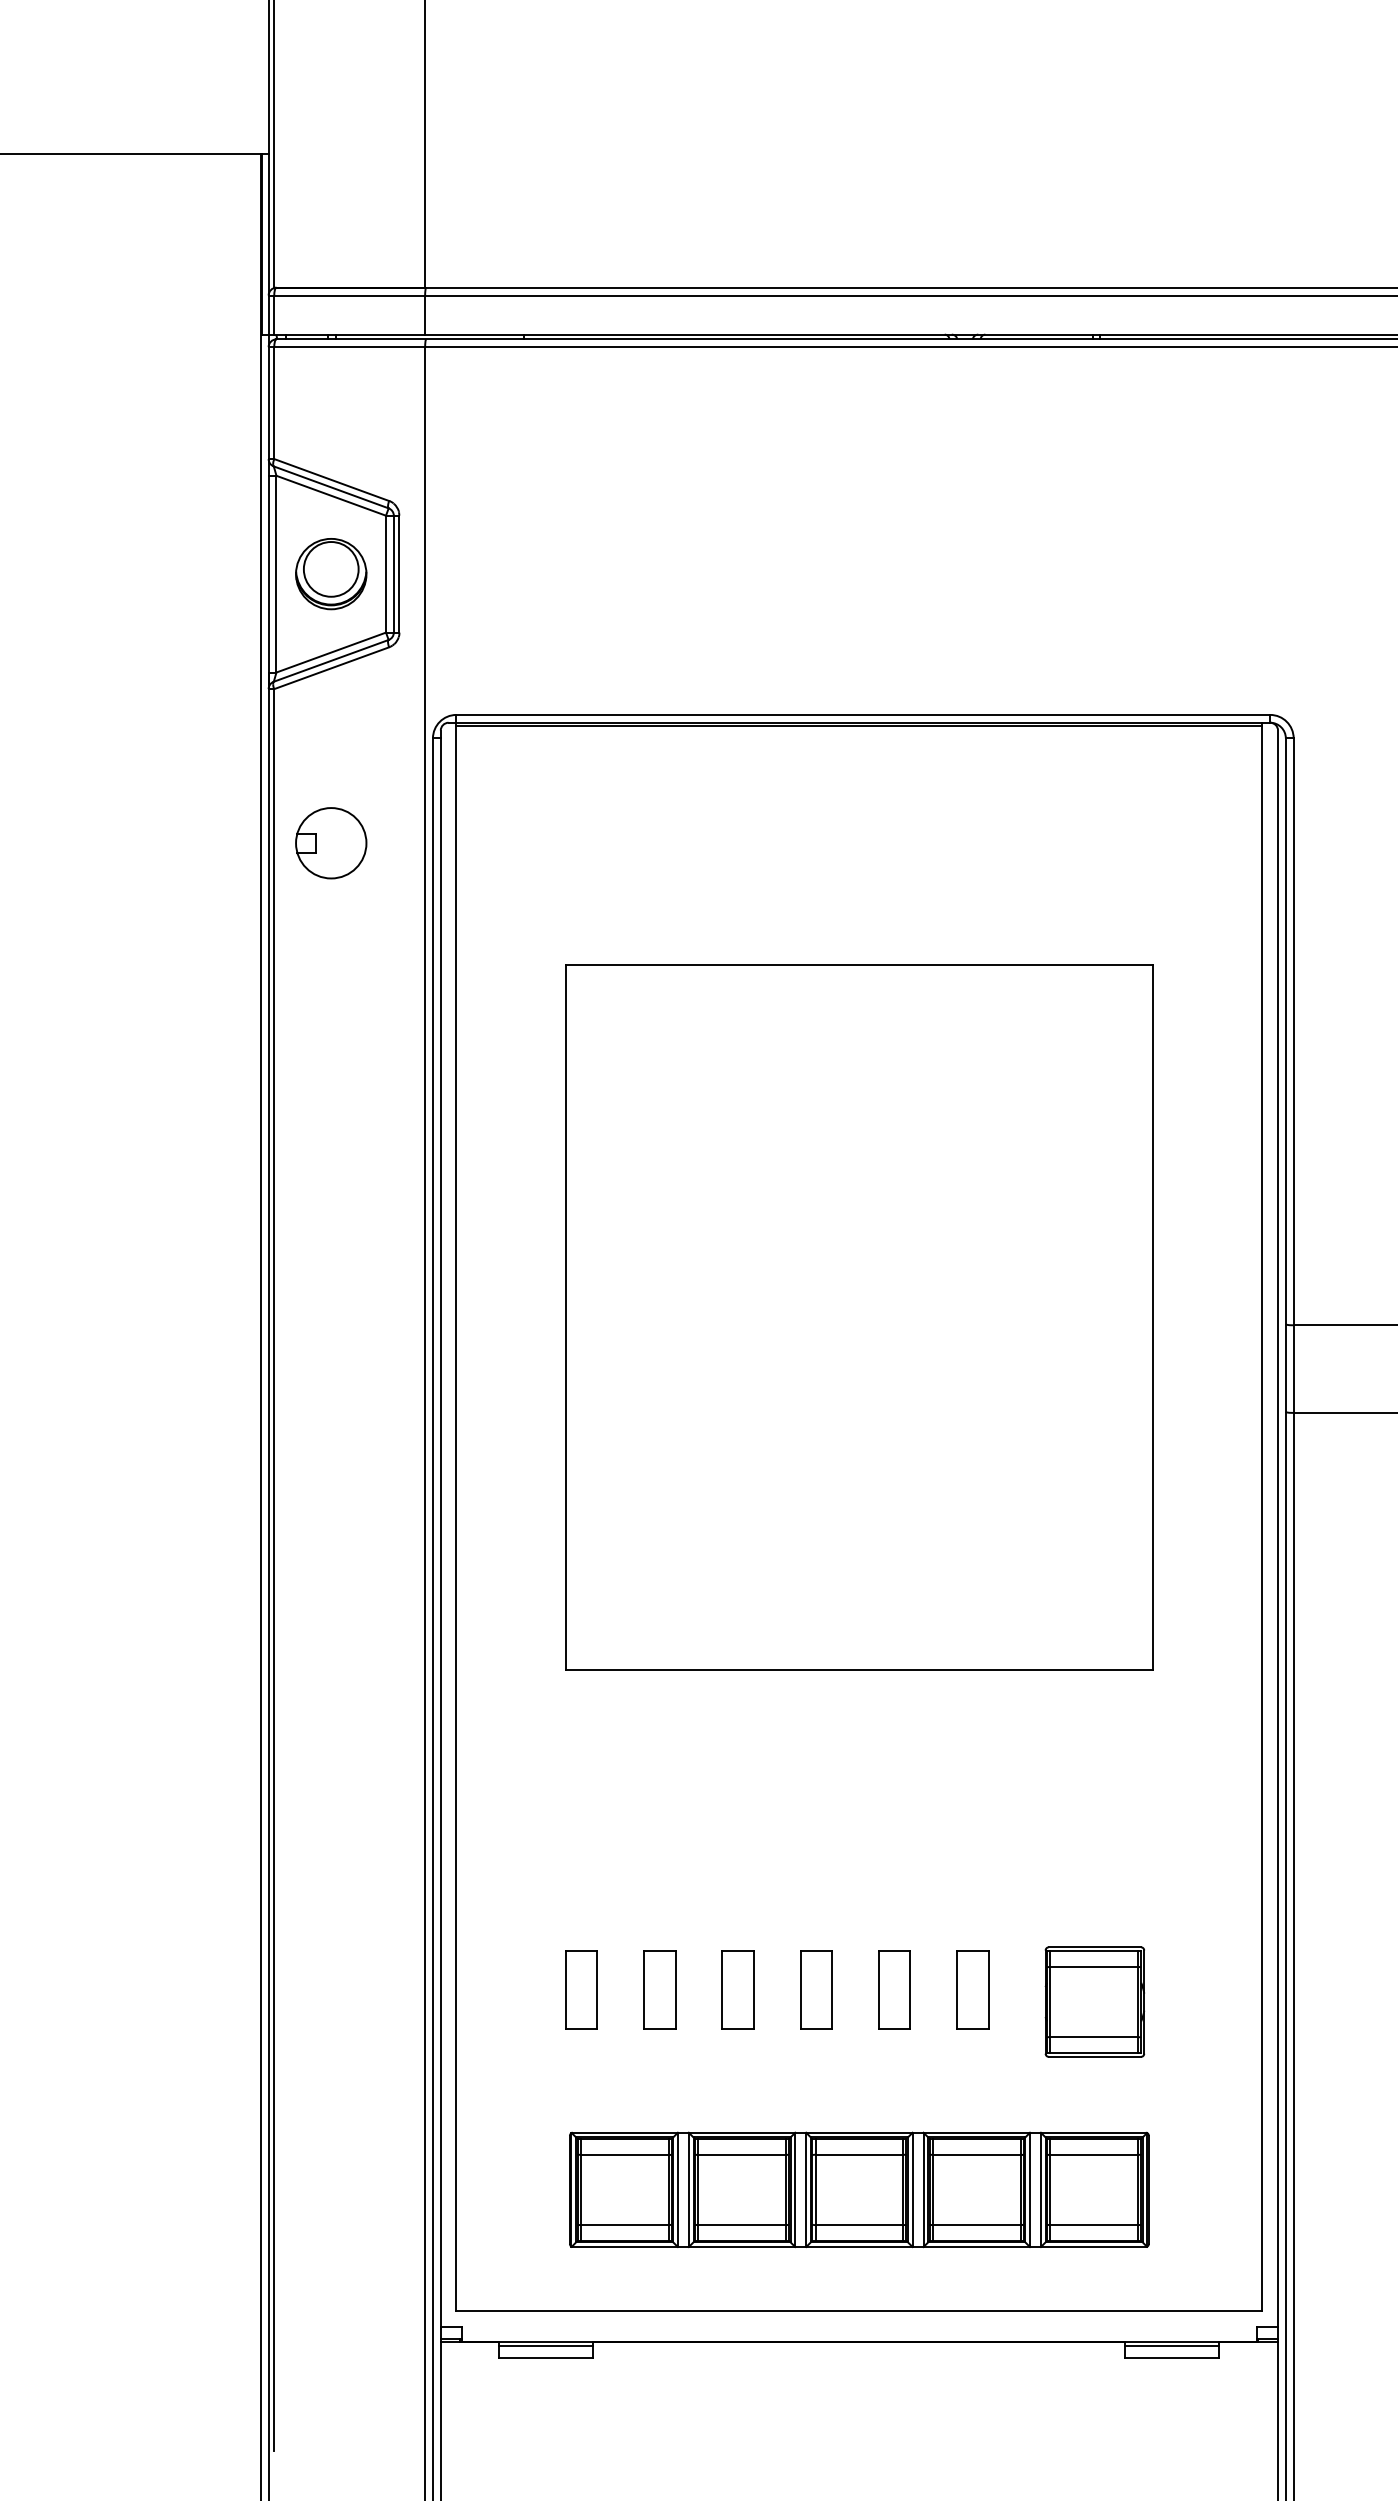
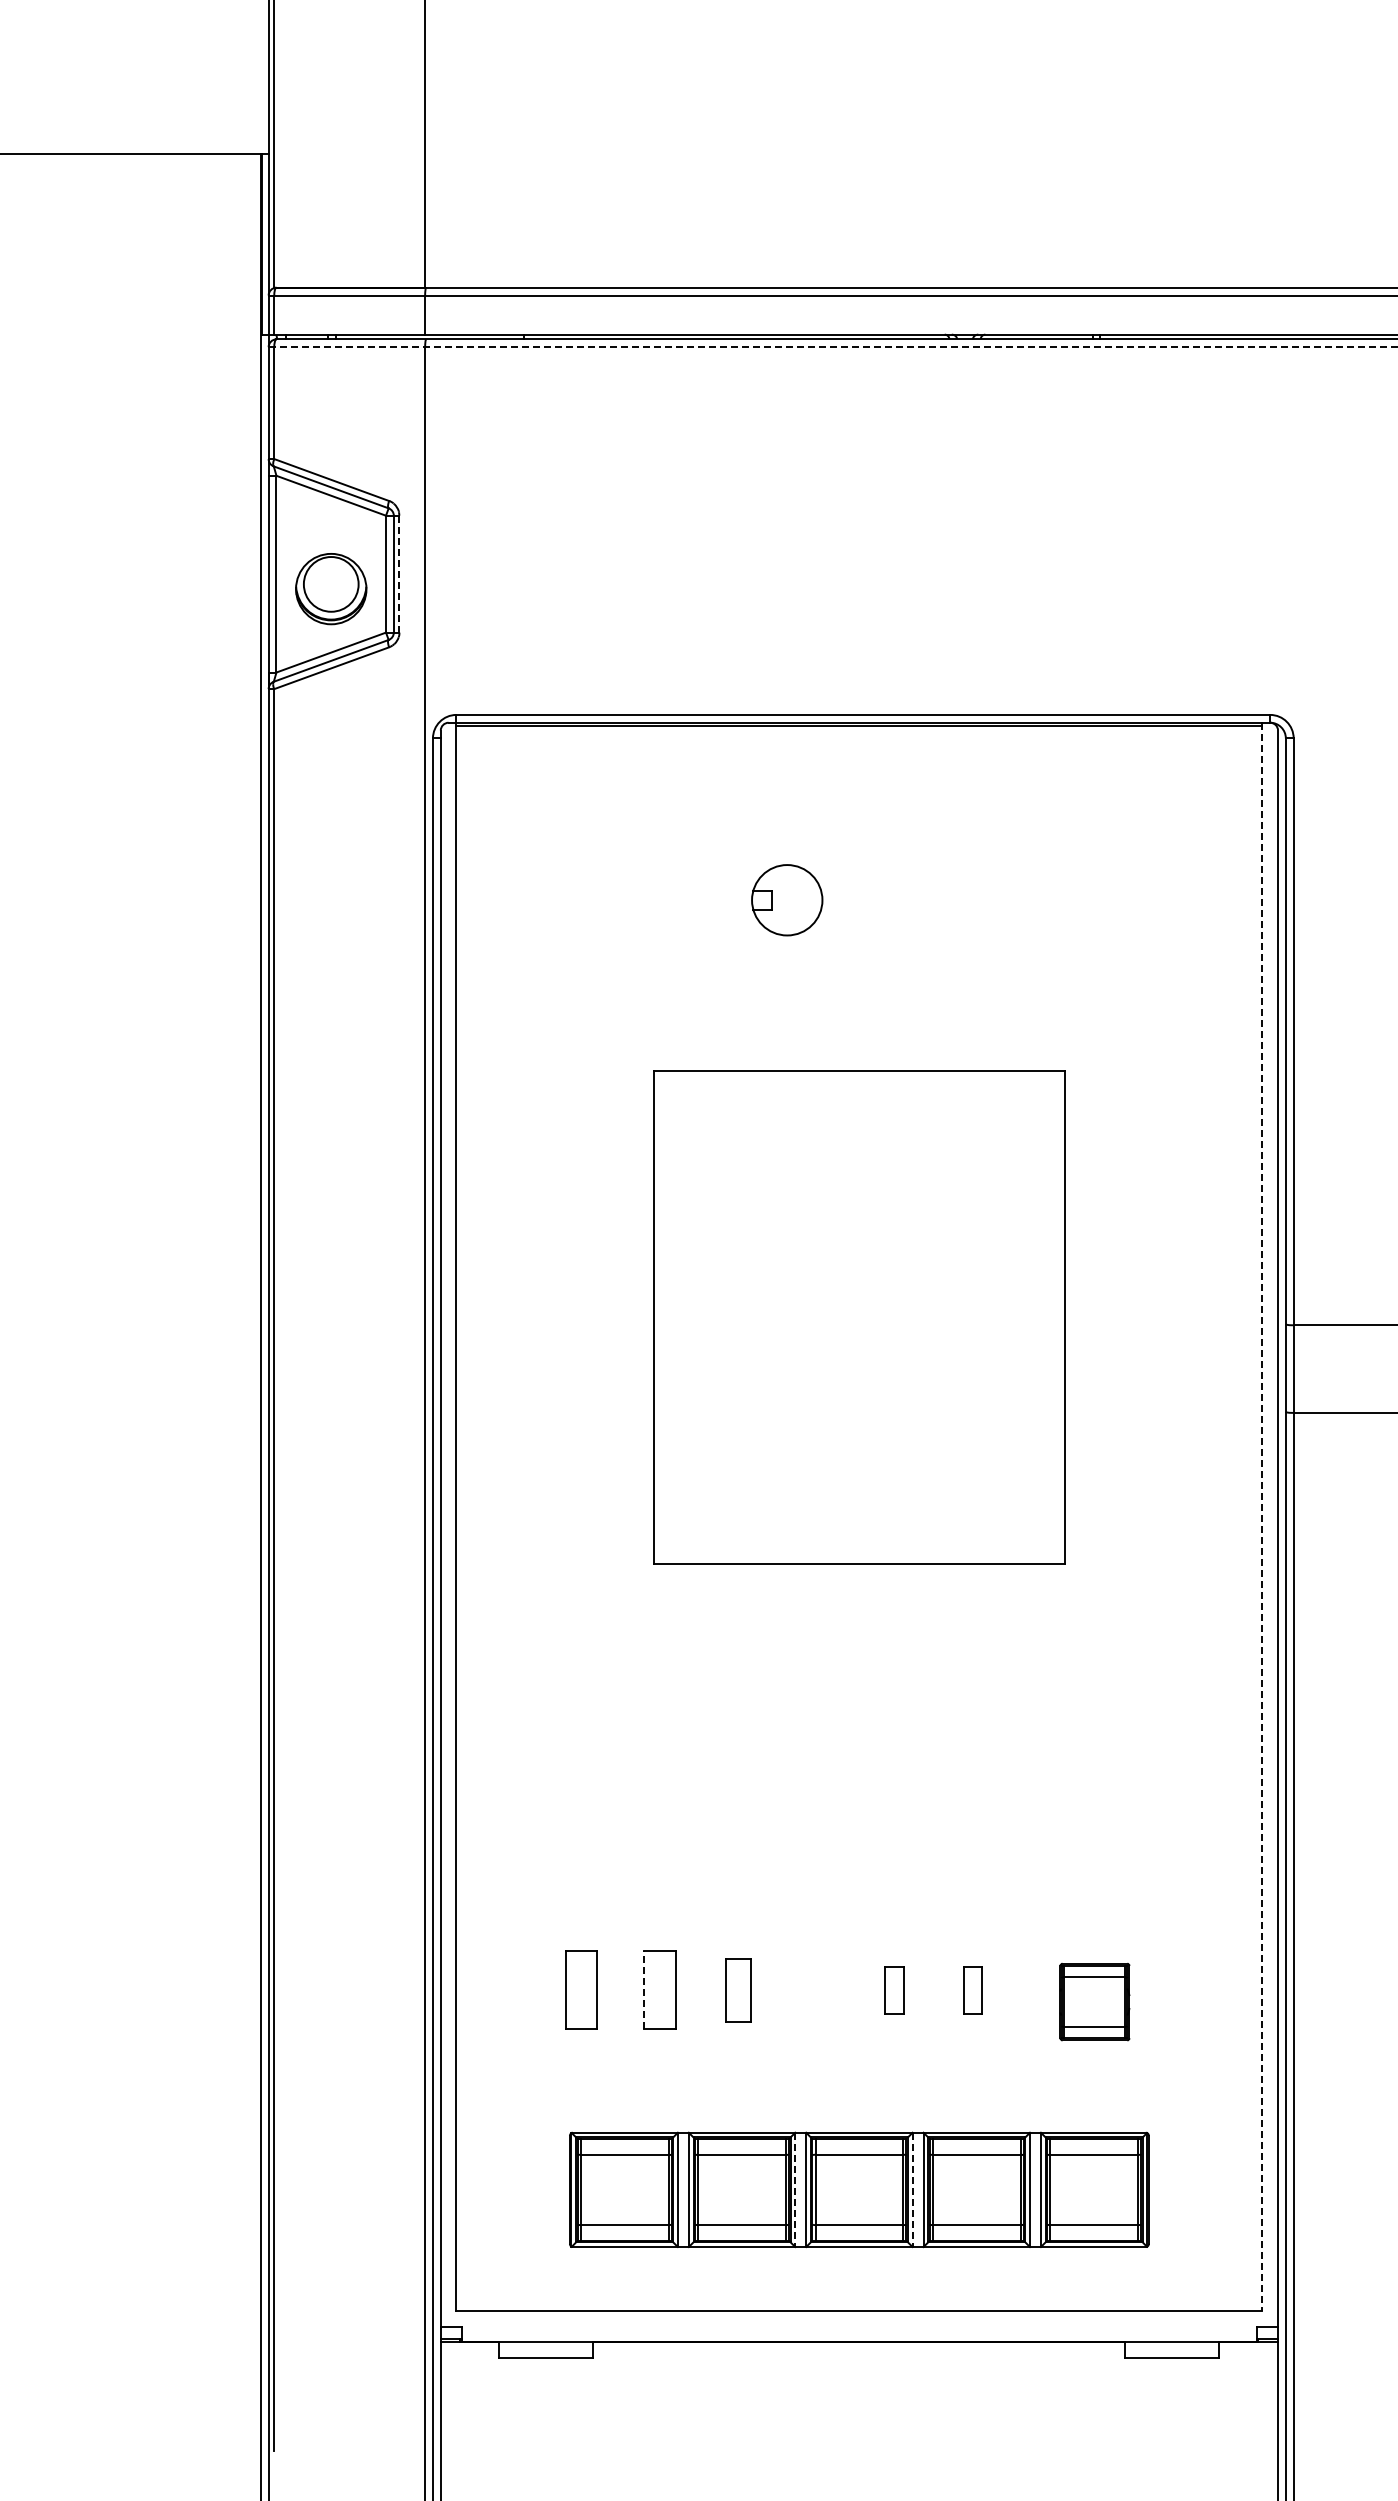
line: solid -> dashed (833, 347)
part position: (331, 574) -> (331, 589) (331, 589)
line: solid -> dashed (399, 574)
part position: (331, 843) -> (787, 900) (787, 900)
part size: 589x707 px -> 413x495 px (859, 1317)
line: solid -> dashed (1262, 1517)
line: solid -> dashed (644, 1989)
part size: 34x80 px -> 27x65 px (738, 1990)
part: present -> none (816, 1989)
part size: 33x80 px -> 21x49 px (894, 1990)
part size: 34x80 px -> 20x49 px (972, 1990)
part size: 102x112 px -> 72x79 px (1094, 2002)
line: solid -> dashed (795, 2190)
line: solid -> dashed (912, 2190)
line: present -> none (546, 2345)
line: present -> none (1172, 2345)
